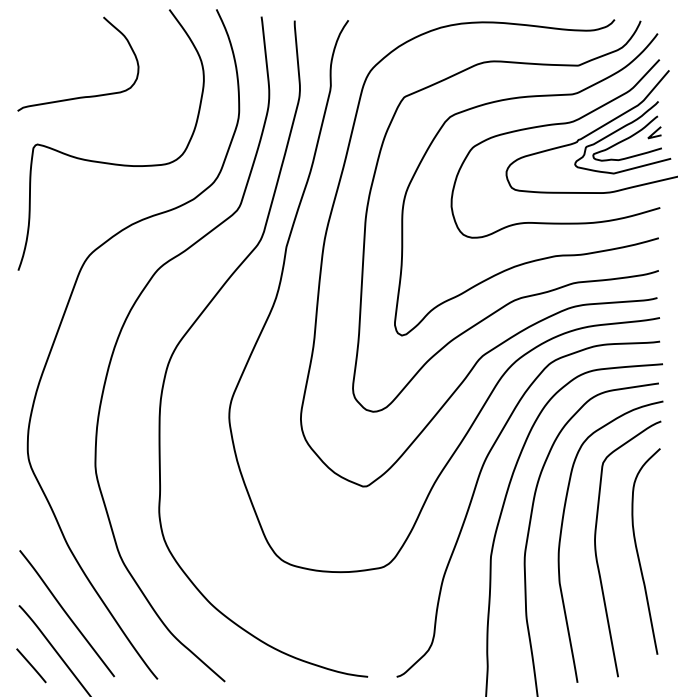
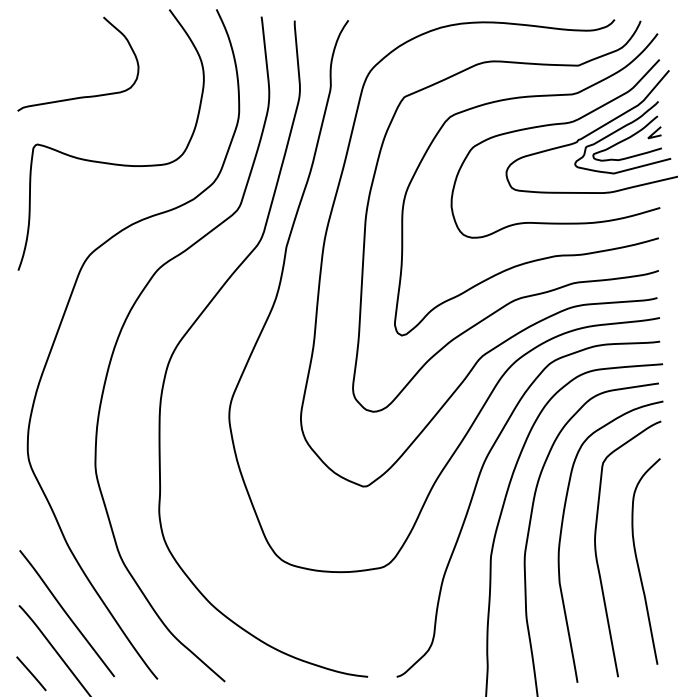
curve position: (638, 551) -> (638, 561) (638, 561)
line position: (31, 665) -> (31, 673) (31, 673)
